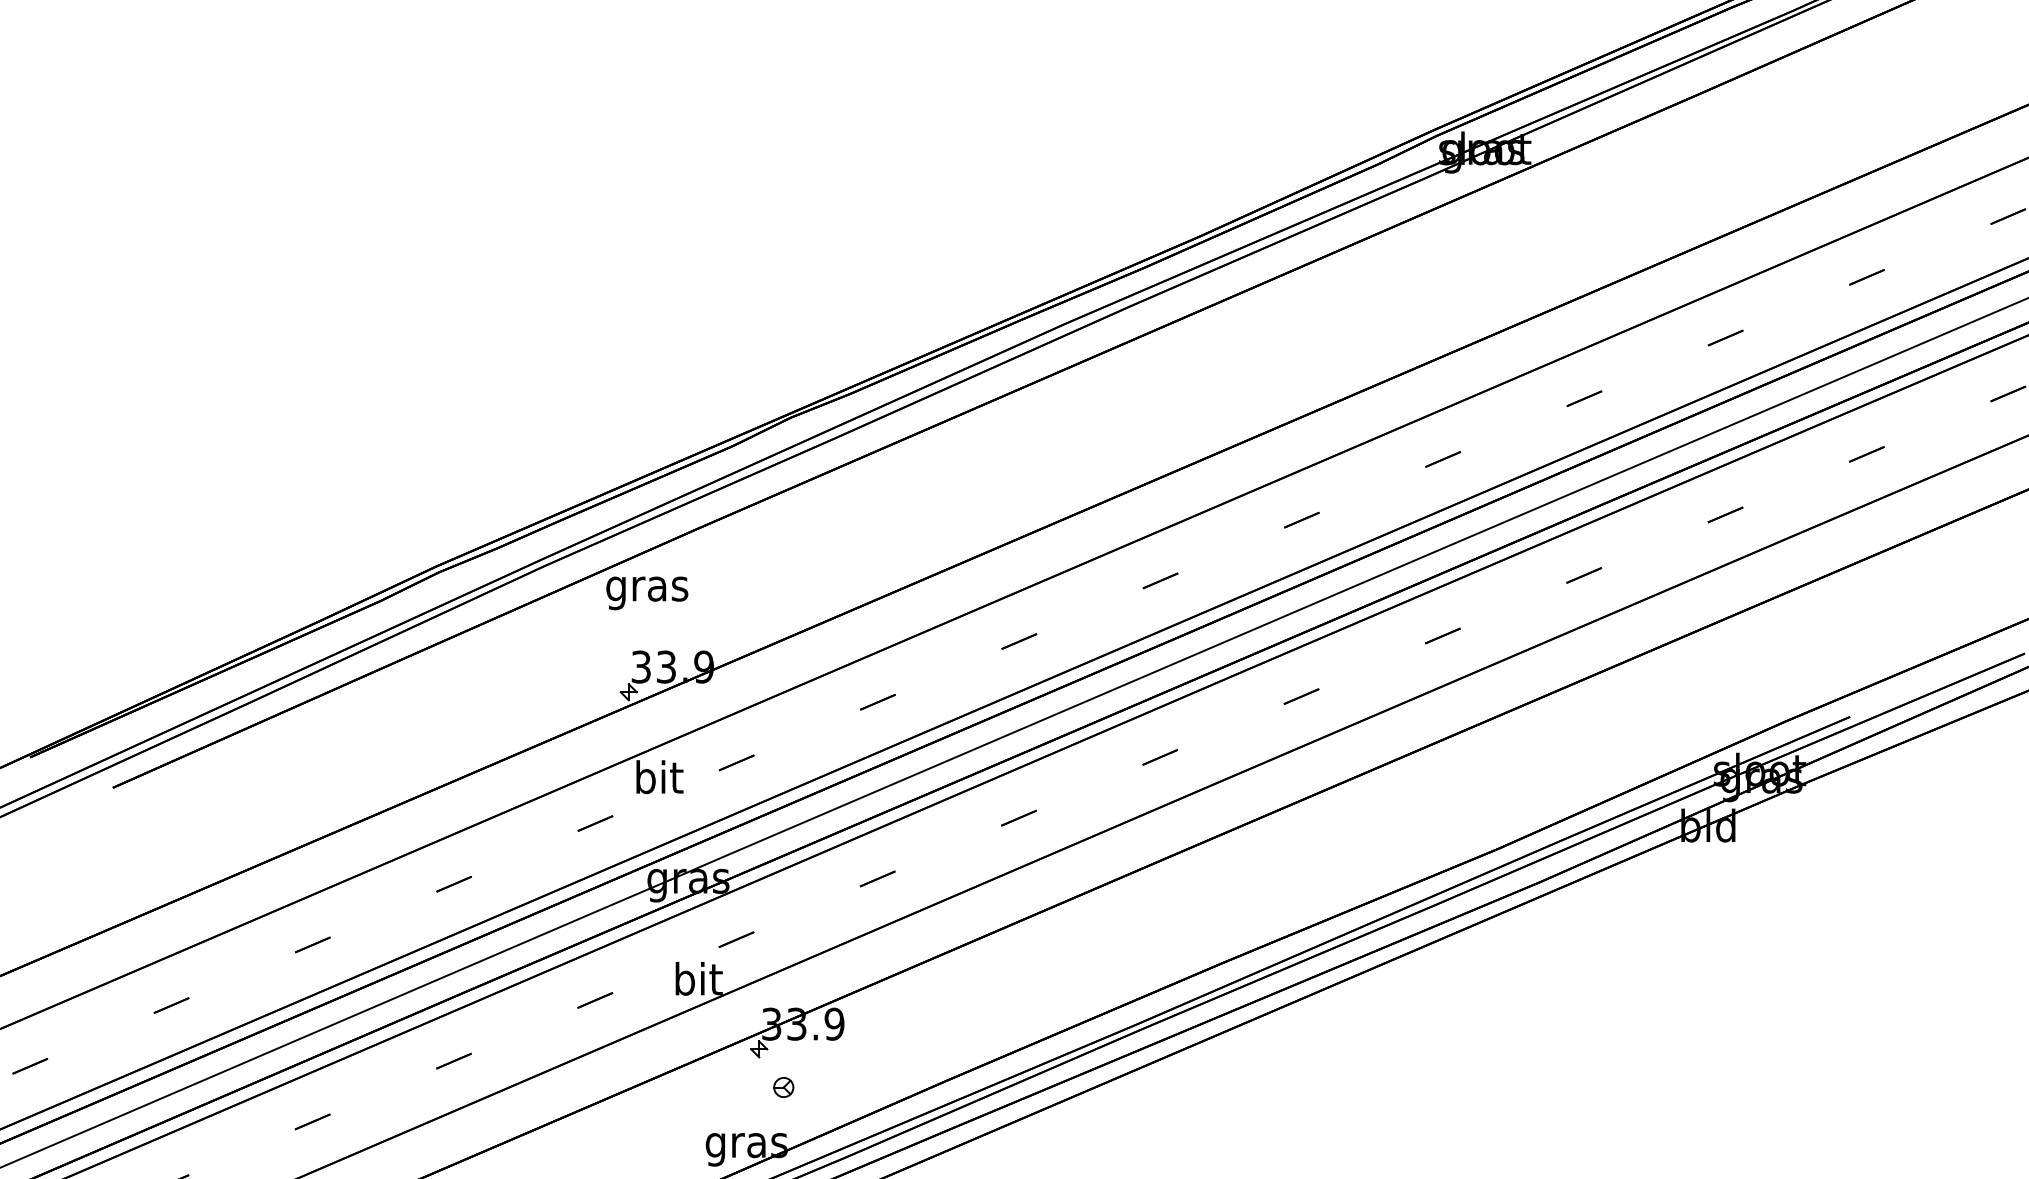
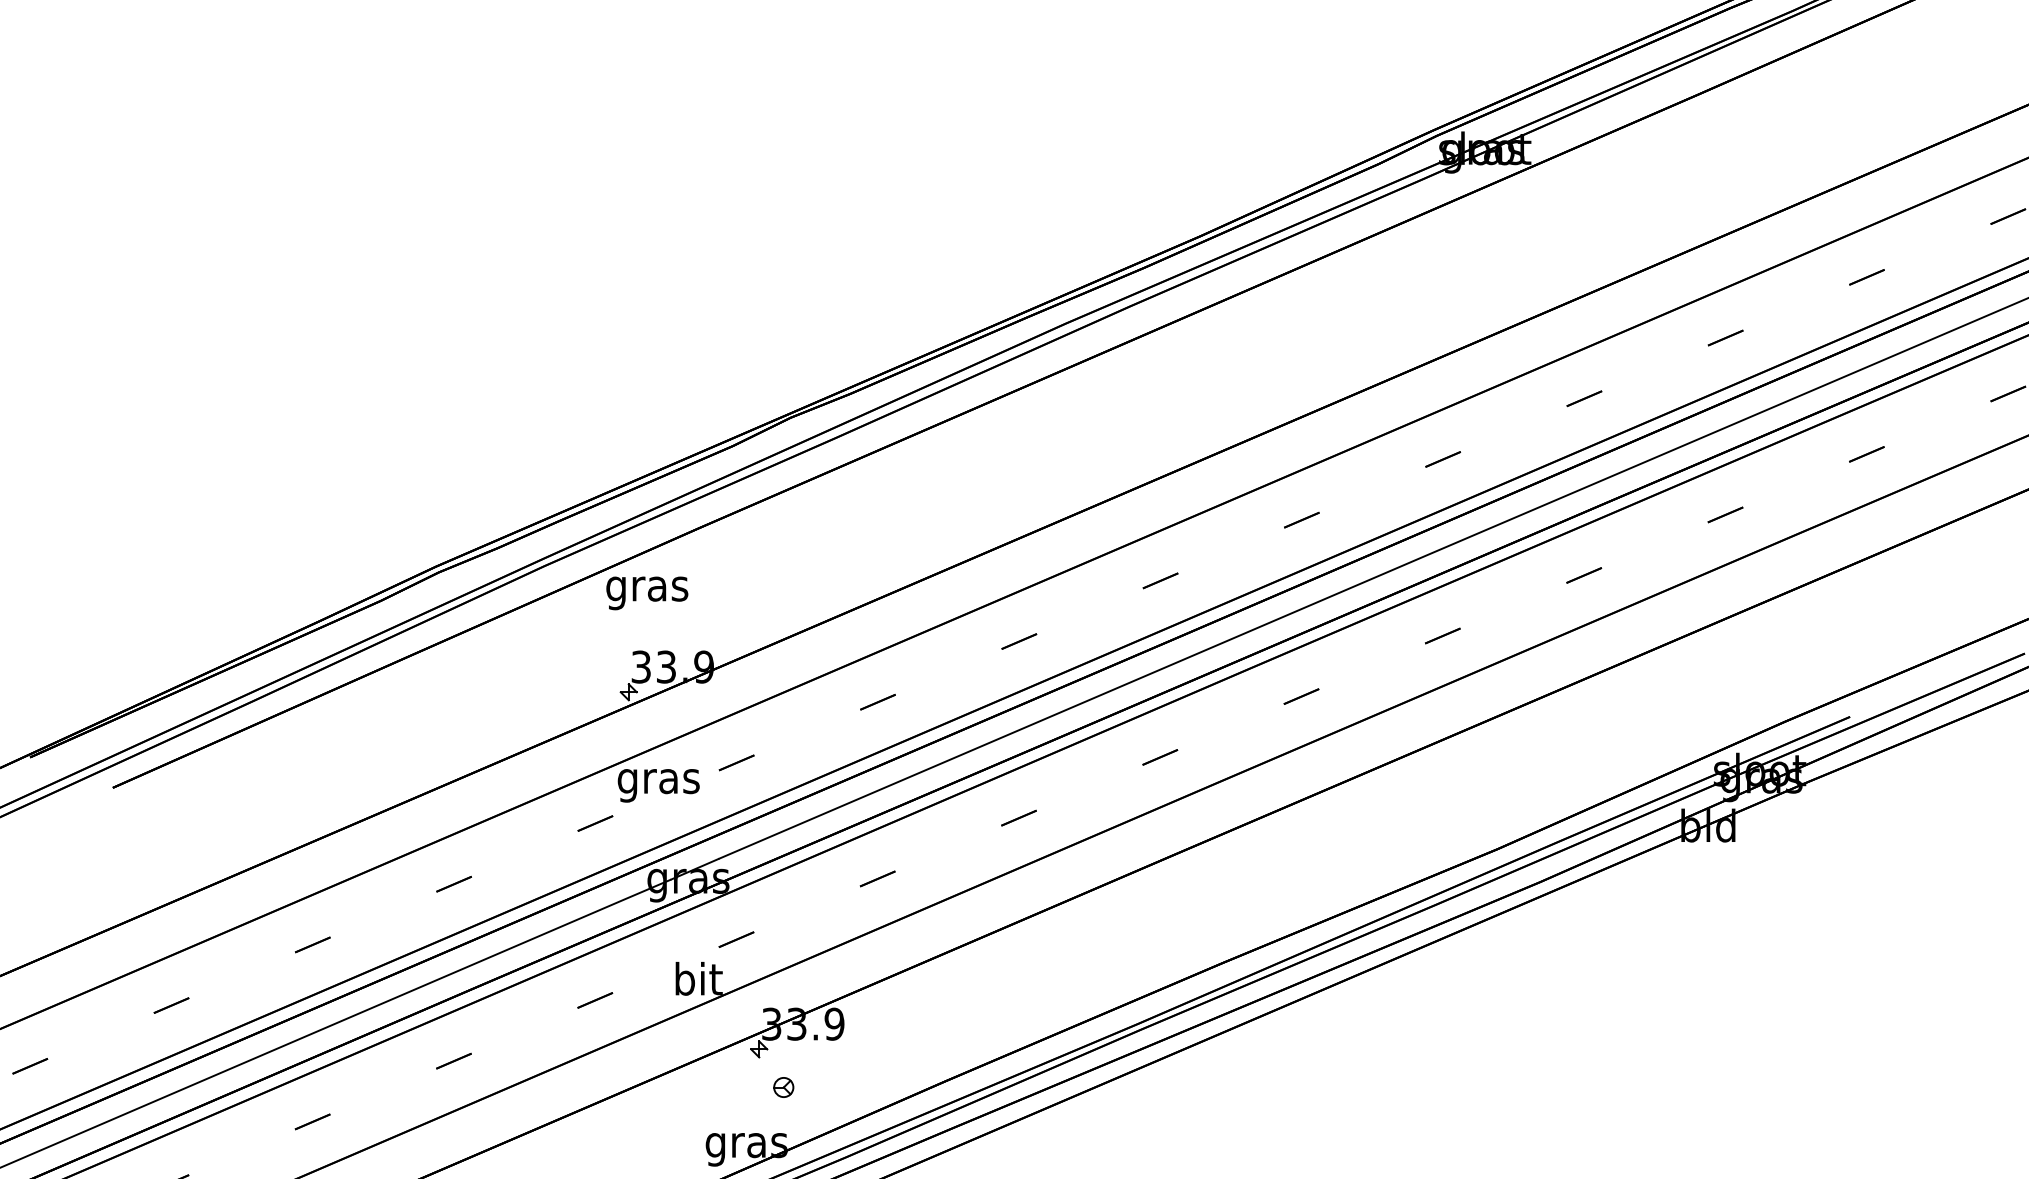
text: bit -> gras (658, 781)
